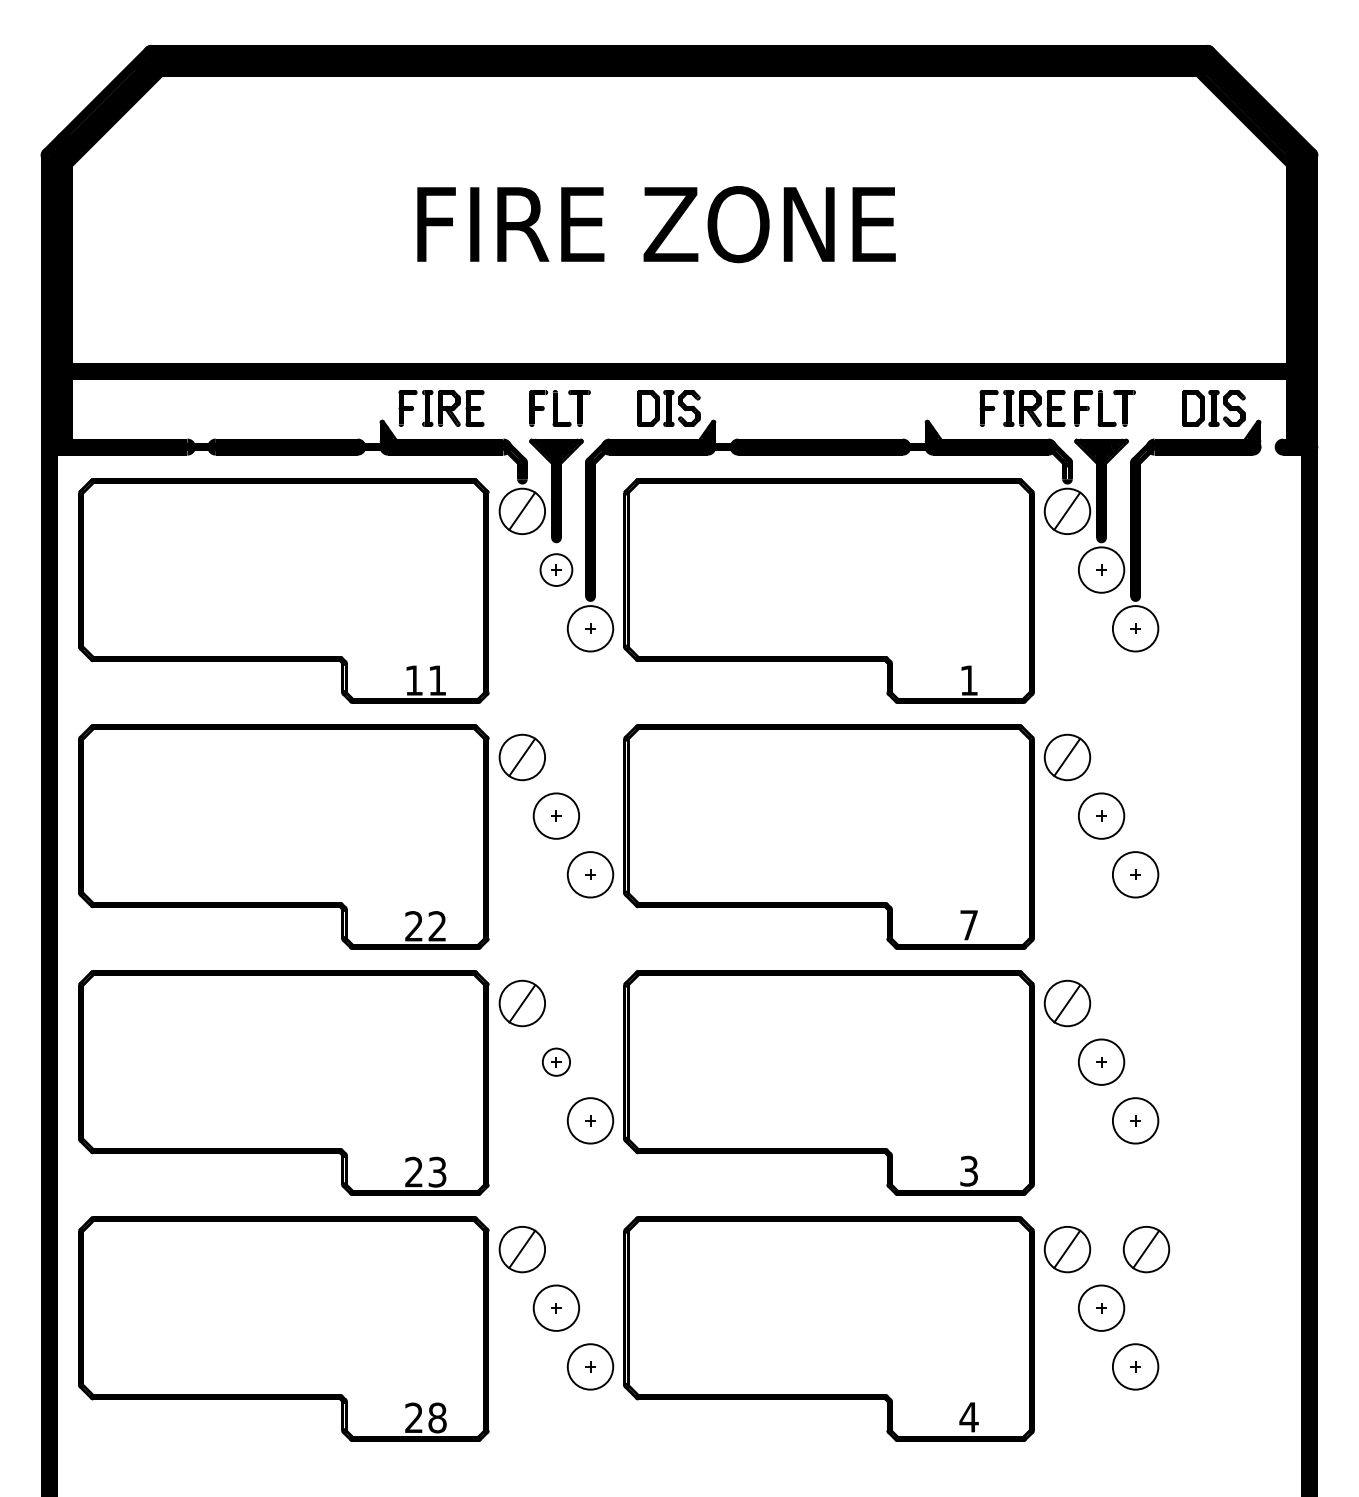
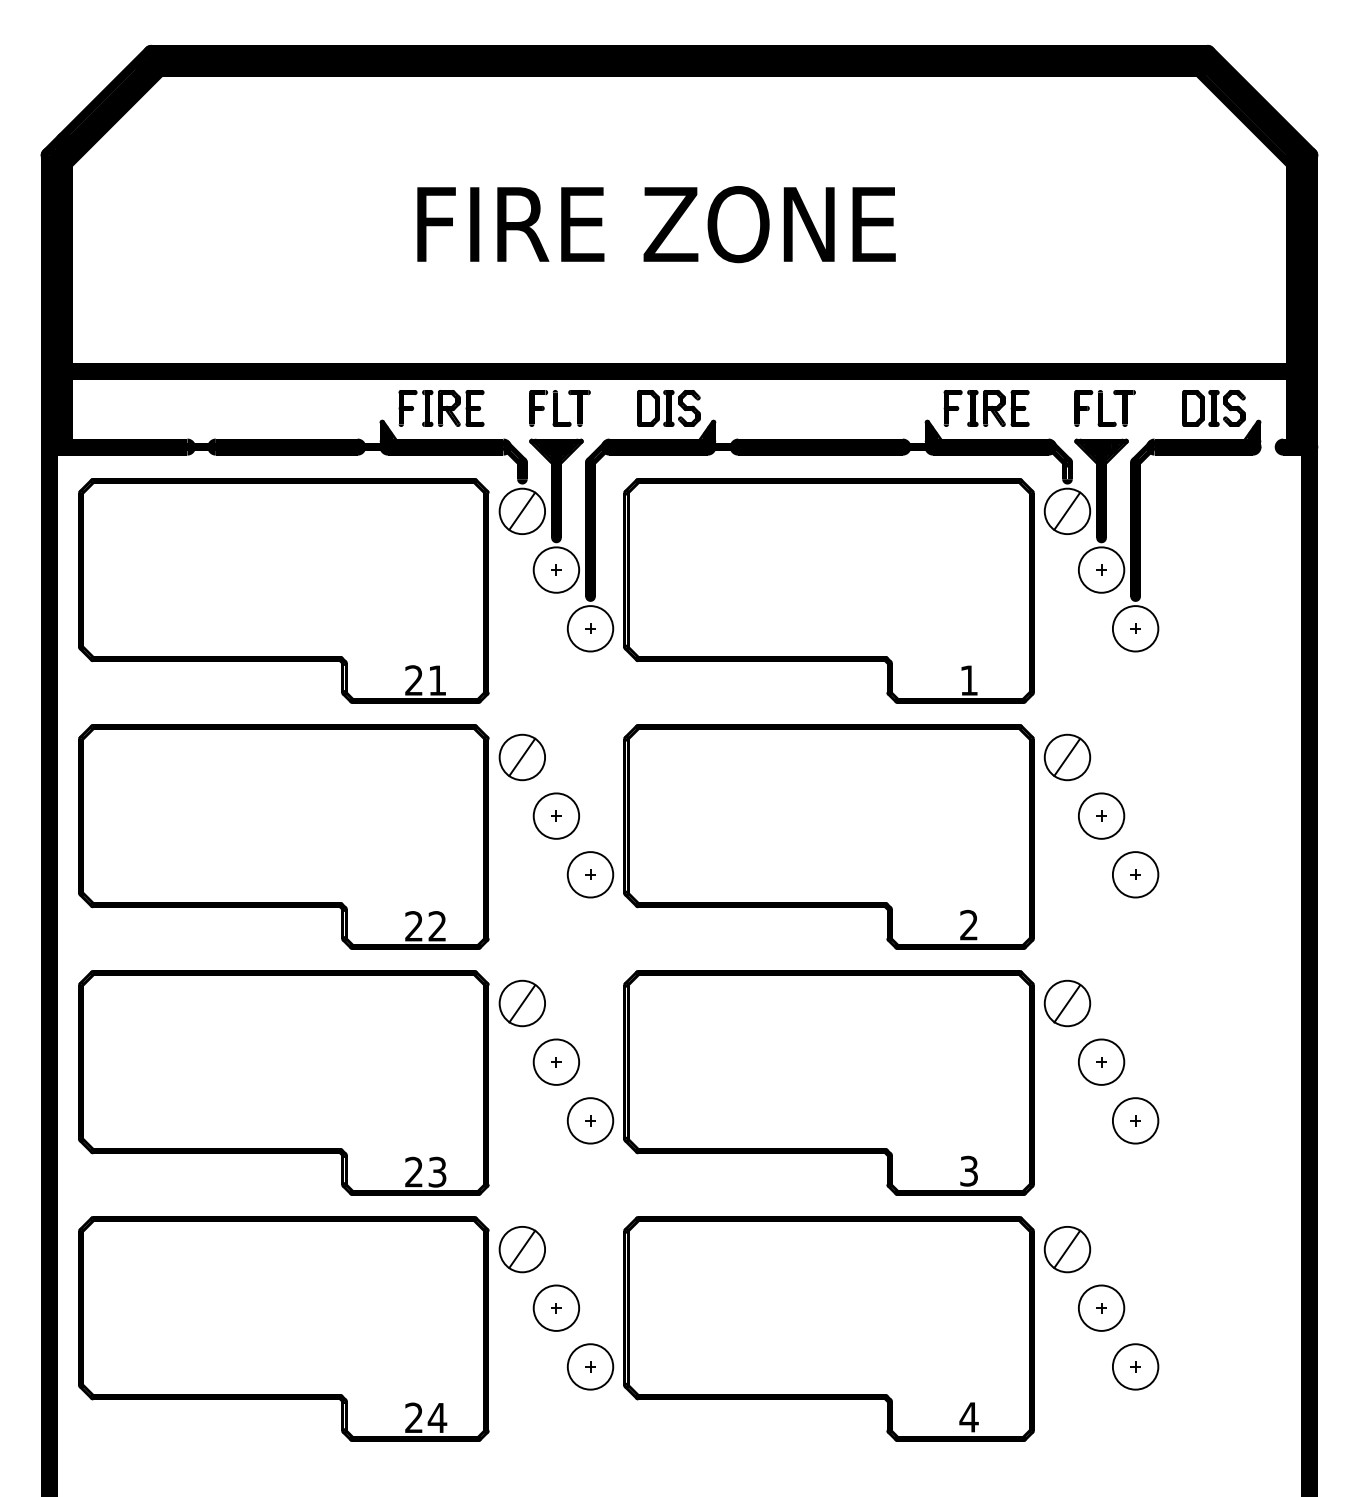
part position: (1022, 408) -> (986, 408) (986, 408)
circle diameter: 32 px -> 45 px (556, 569)
text: 11 -> 21 (413, 680)
text: 7 -> 2 (968, 924)
circle diameter: 27 px -> 45 px (556, 1061)
part: present -> none (1146, 1249)
text: 28 -> 24 (437, 1417)
